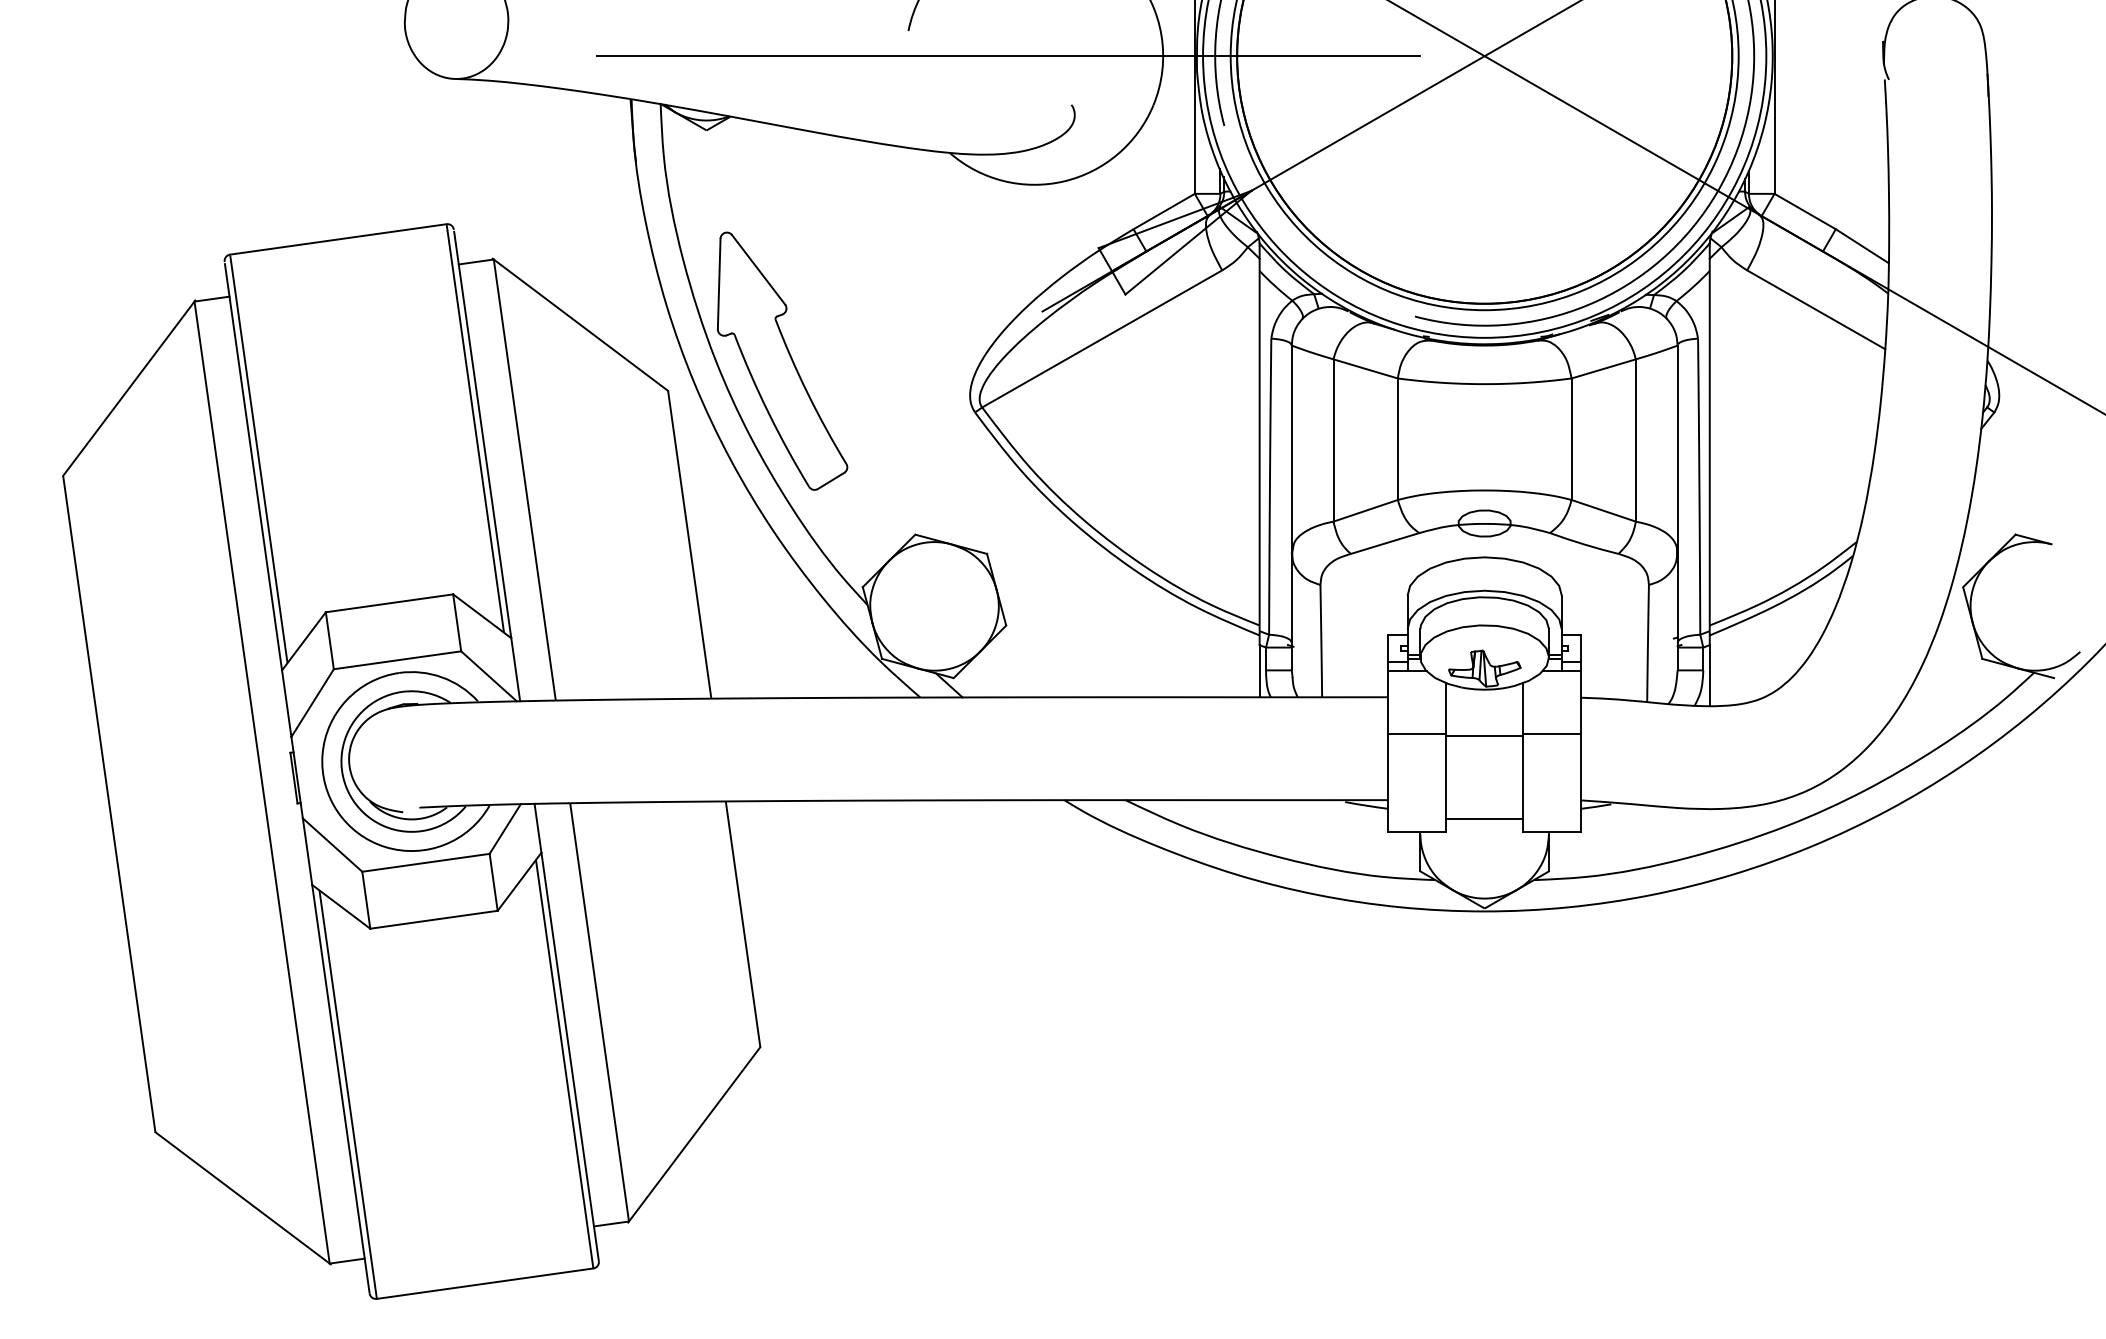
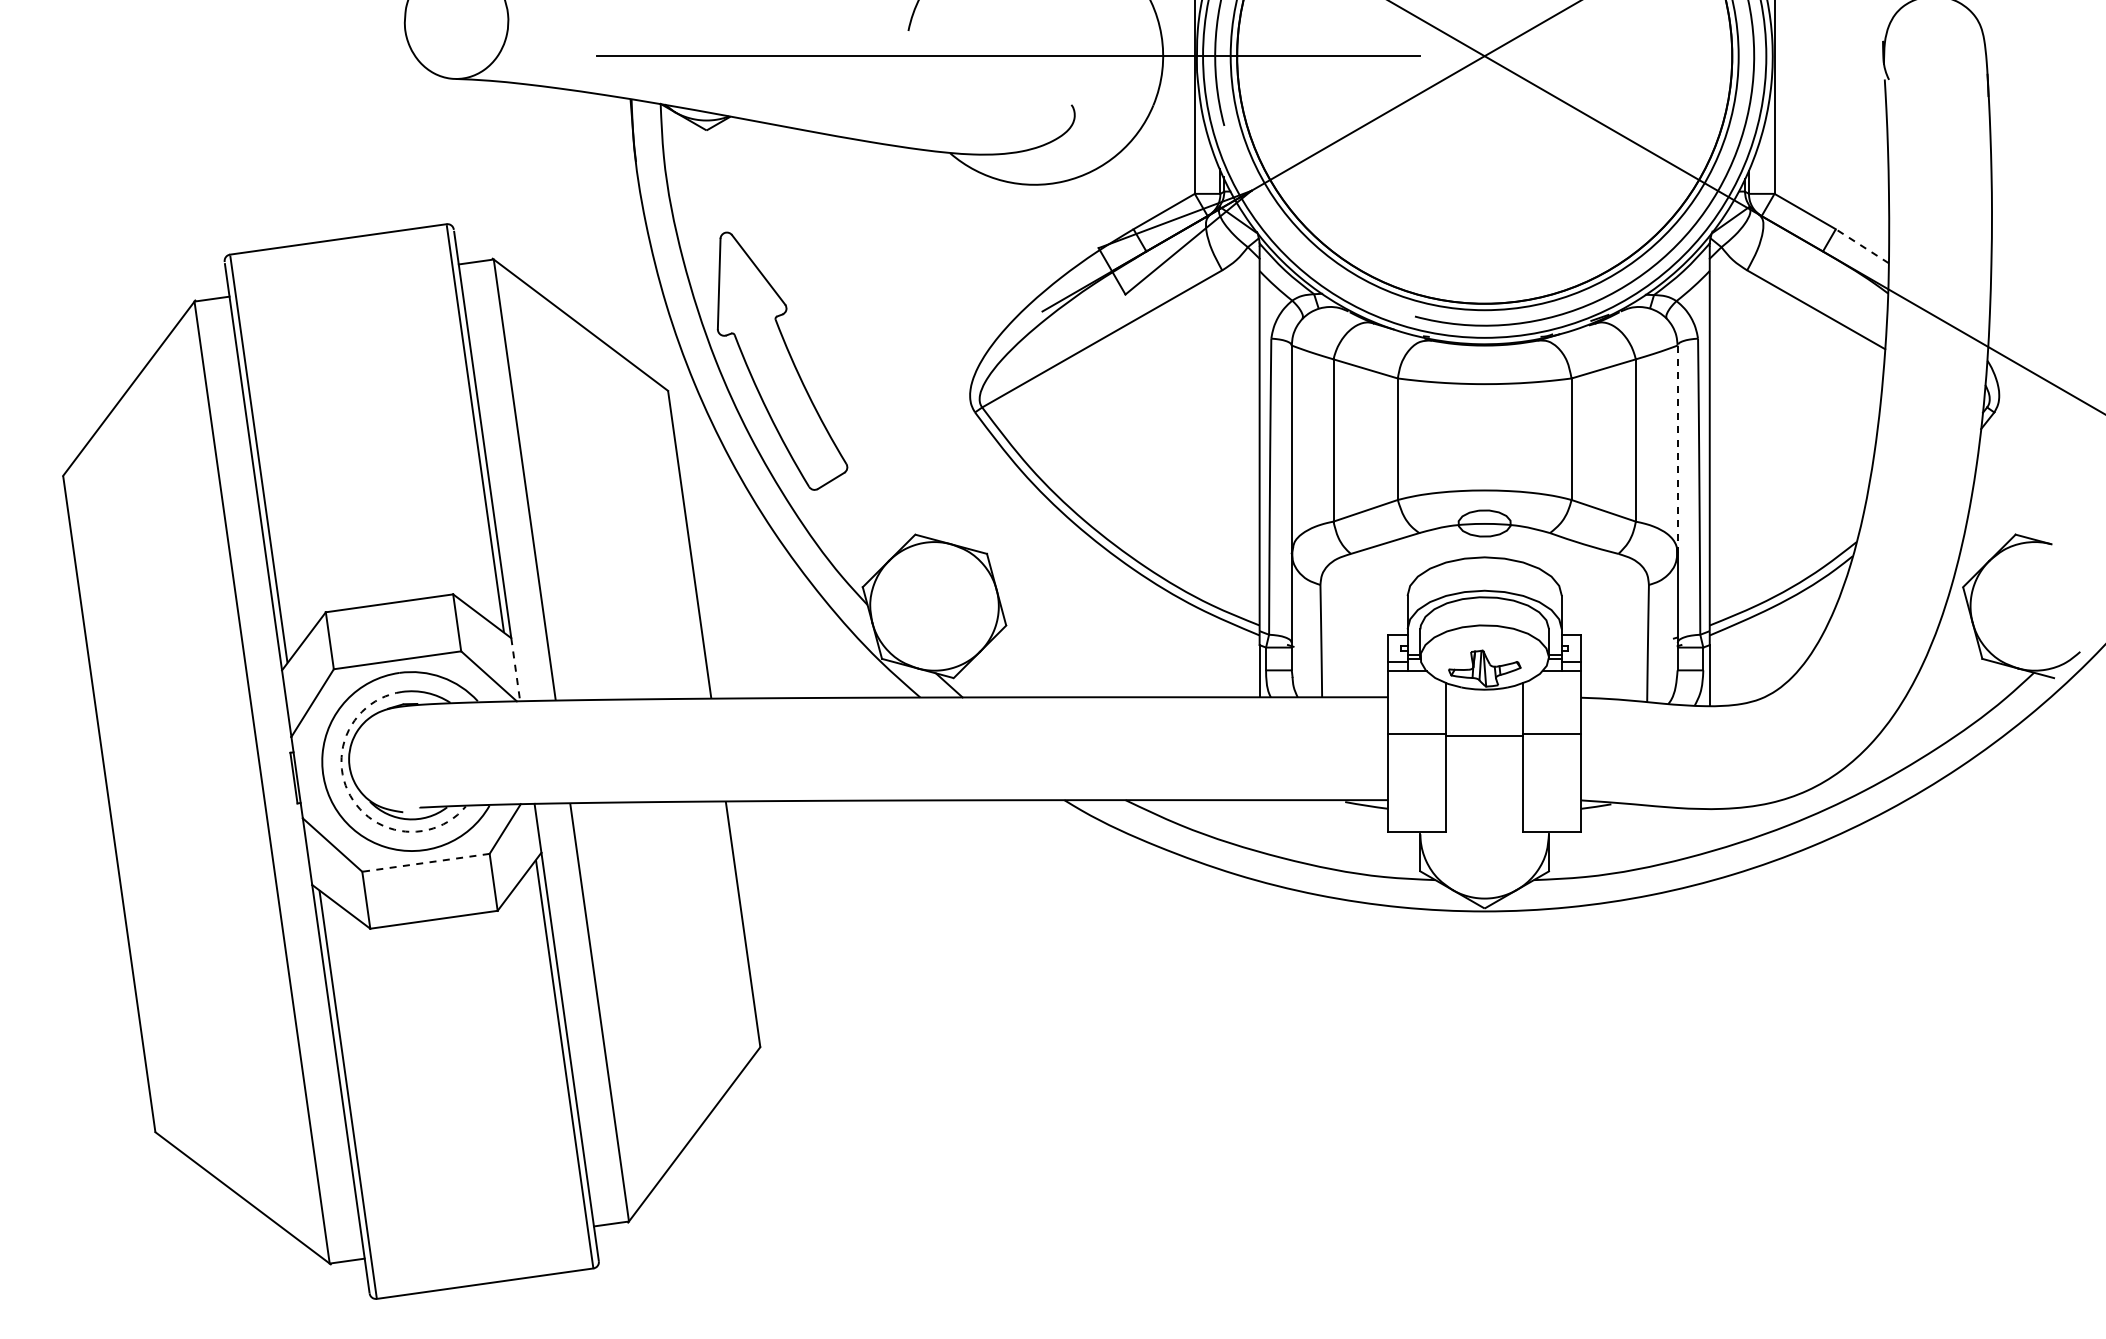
line: solid -> dashed (1861, 245)
line: solid -> dashed (1677, 449)
line: solid -> dashed (515, 669)
arc: solid -> dashed (350, 795)
line: present -> none (1484, 819)
line: solid -> dashed (425, 862)
